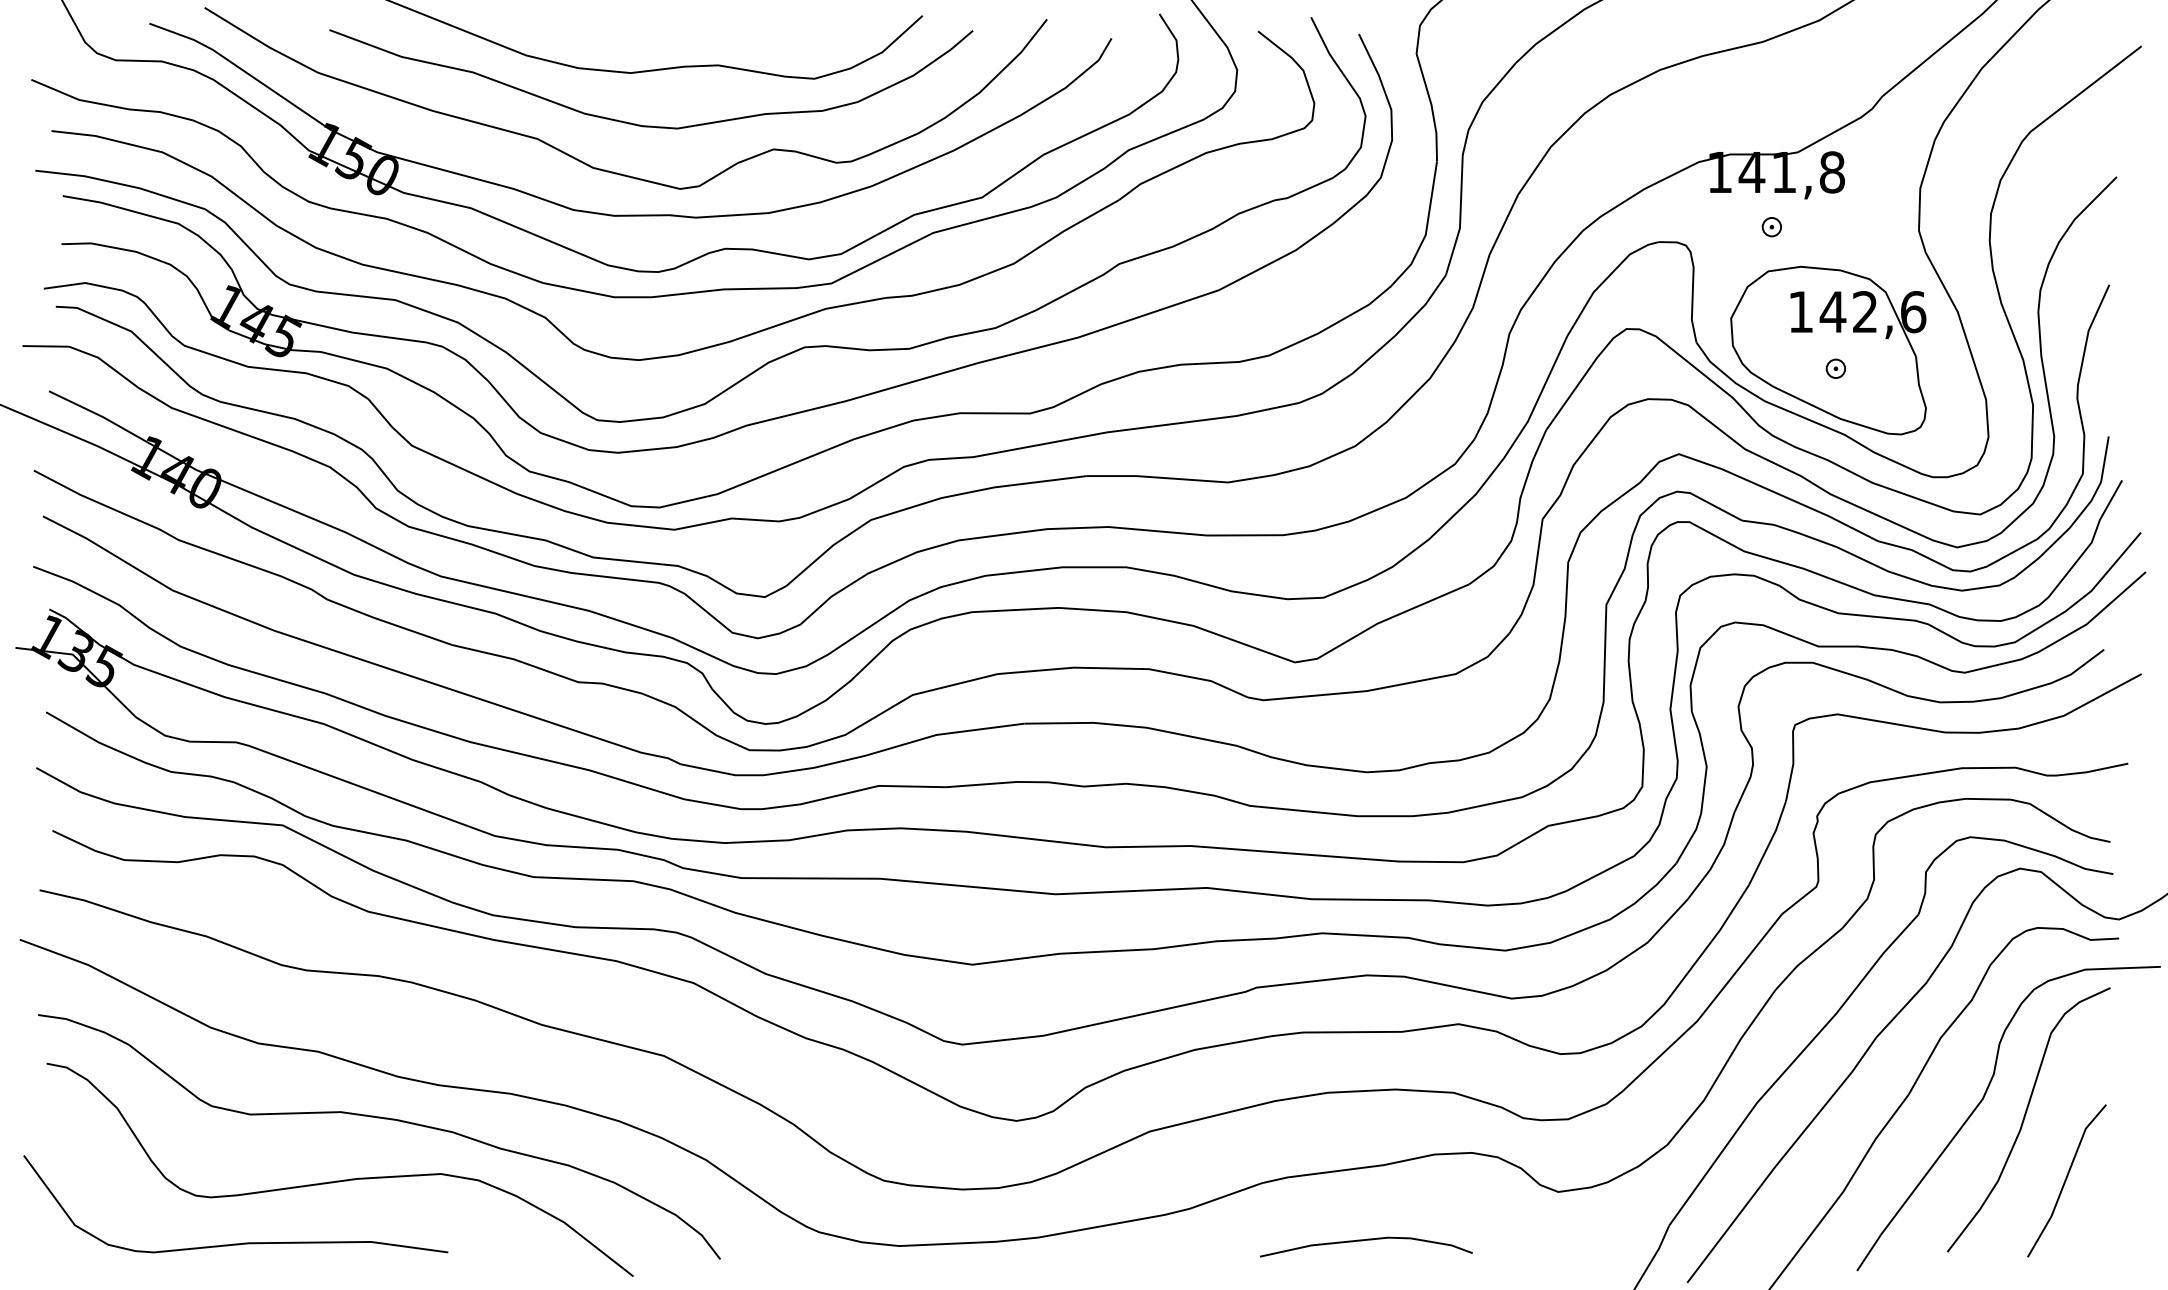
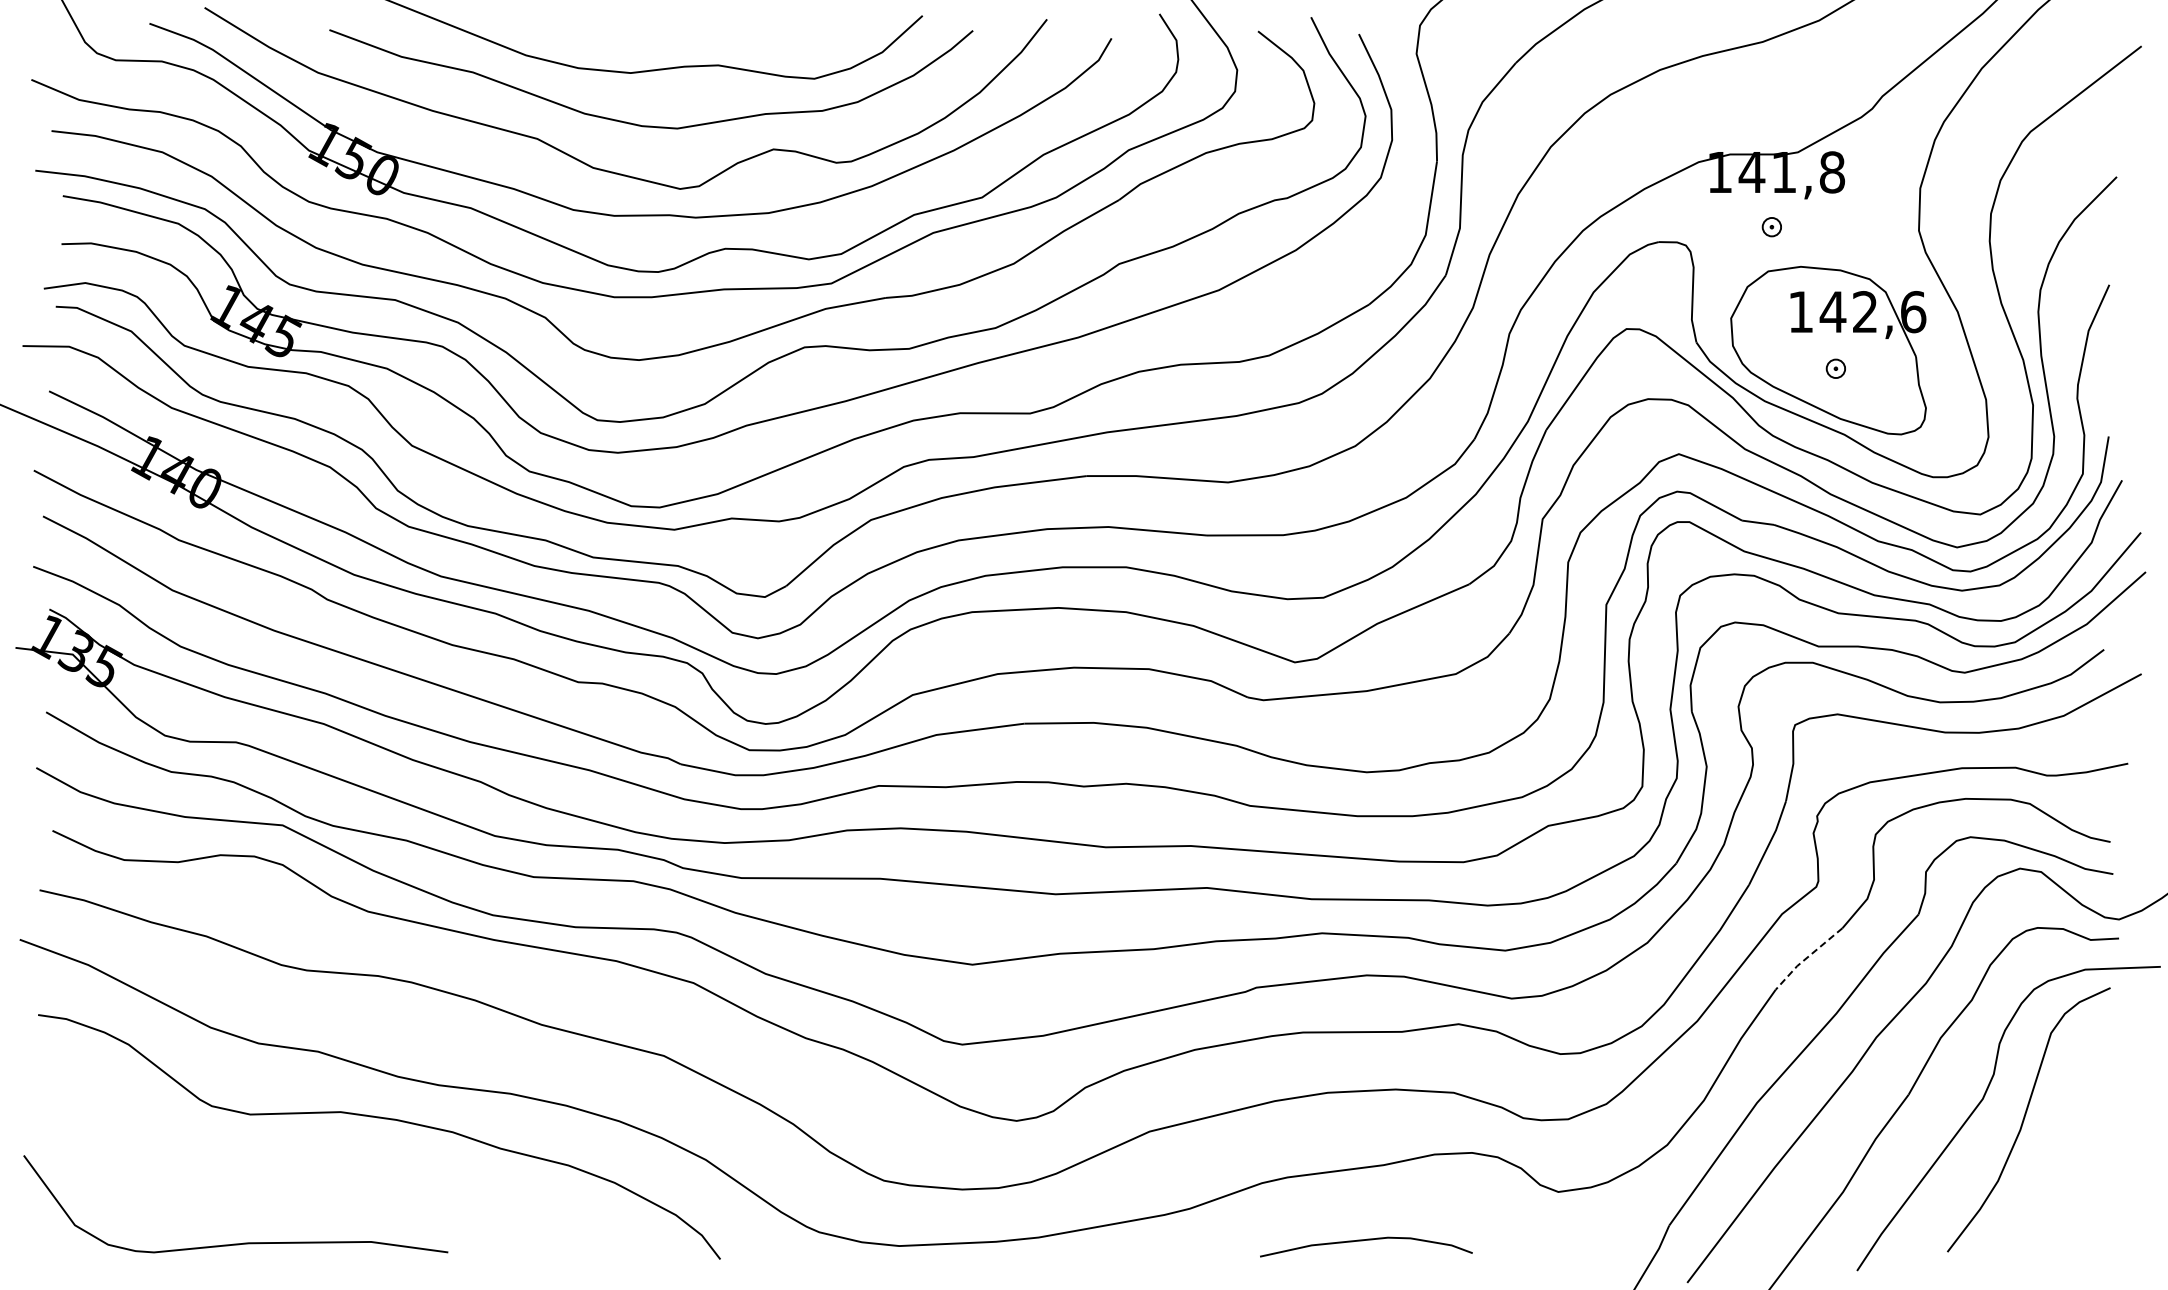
line: solid -> dashed (1806, 958)
curve: present -> none (343, 1179)
line: present -> none (2066, 1180)
